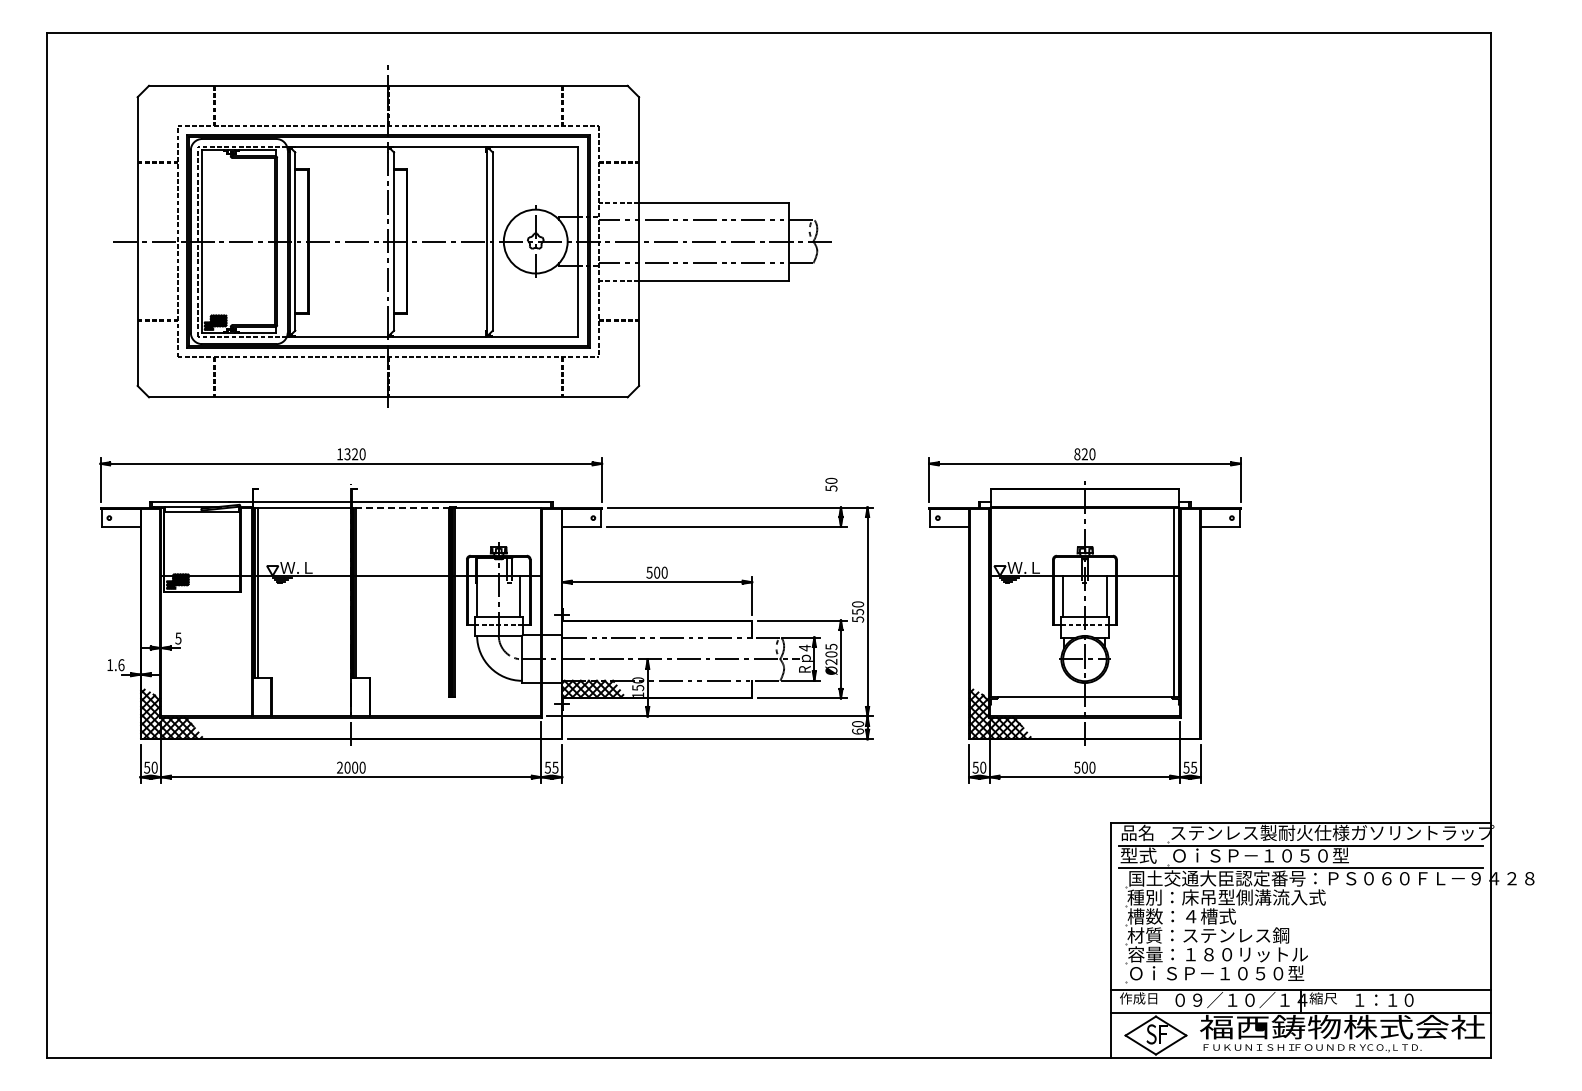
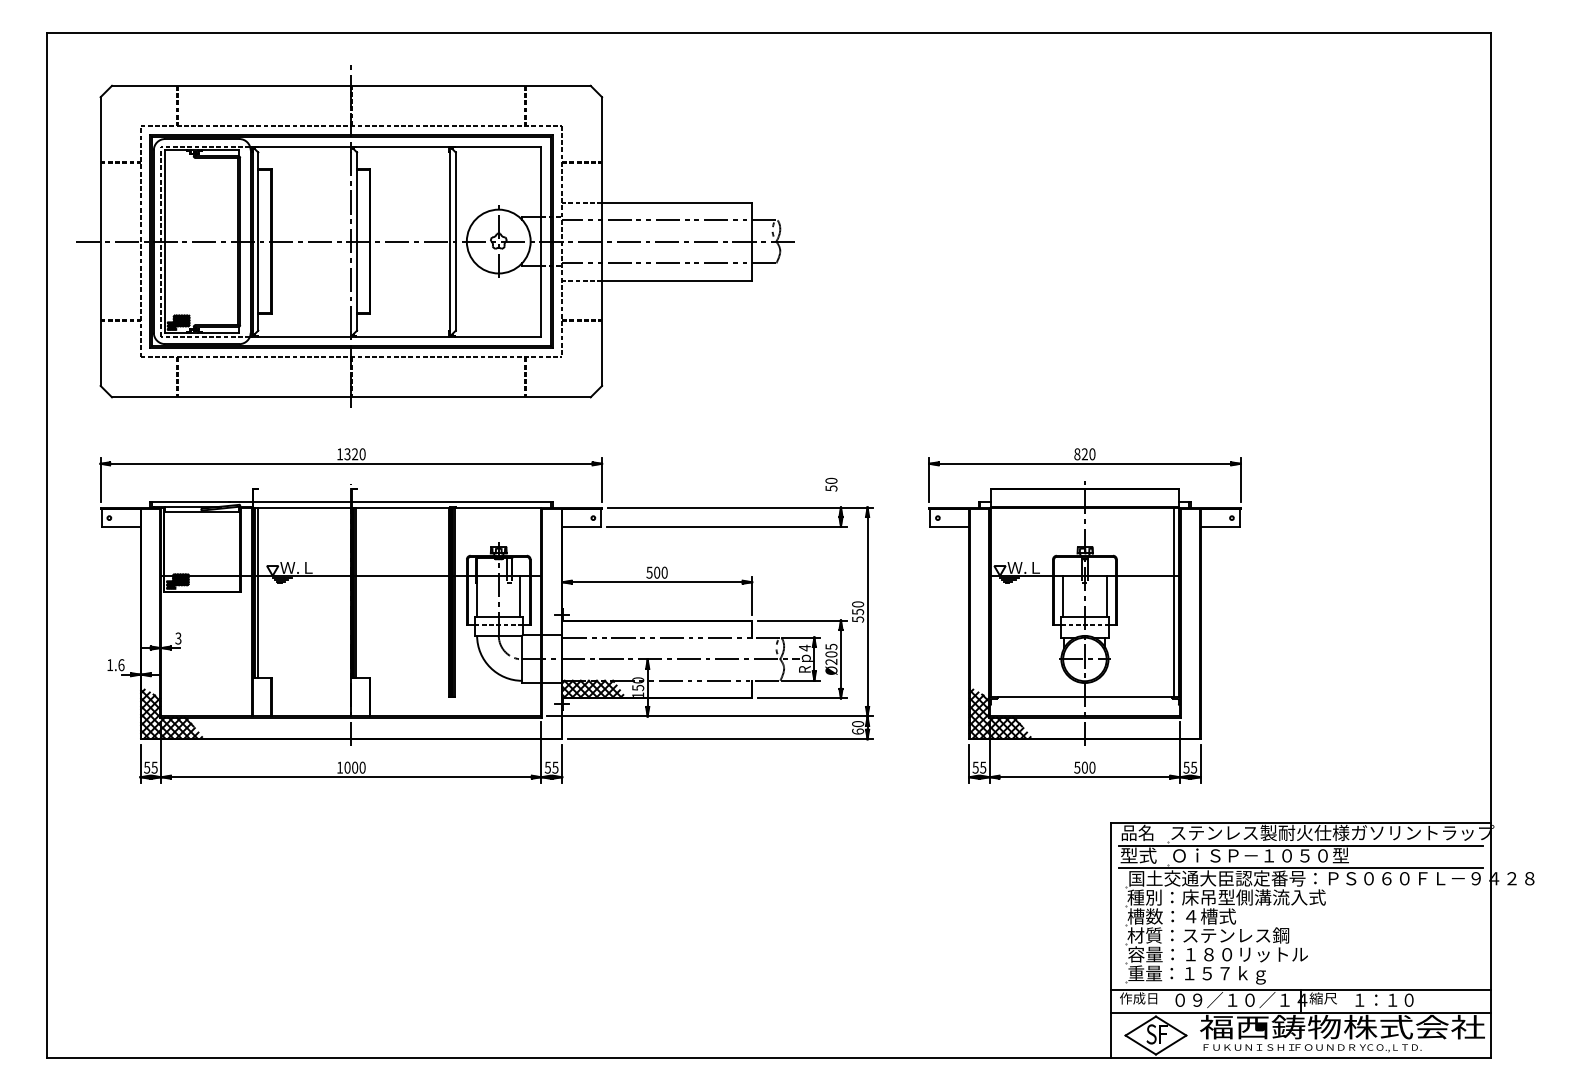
part position: (472, 236) -> (435, 236) (435, 236)
line: dashed -> solid (400, 507)
text: 5 -> 3 (178, 637)
text: 50 -> 55 (154, 767)
text: 2000 -> 1000 (340, 767)
text: 50 -> 55 (983, 767)
text: ＯｉＳＰ－１０５０型 -> 重量：１５７ｋｇ (1216, 974)
